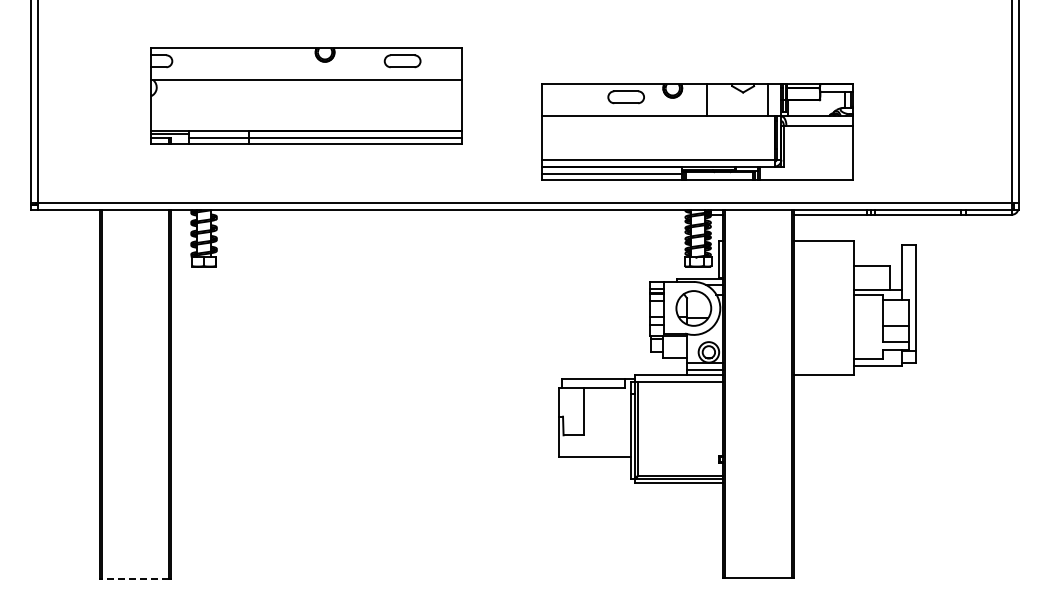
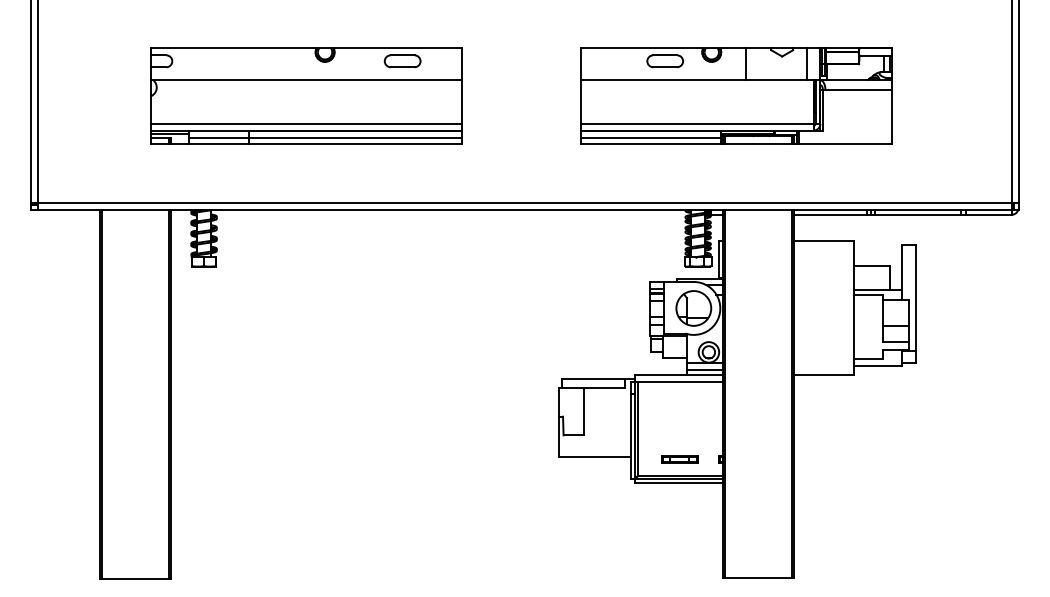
line: none -> present (305, 123)
part position: (697, 131) -> (736, 95) (736, 95)
part: none -> present (679, 459)
line: dashed -> solid (134, 579)
